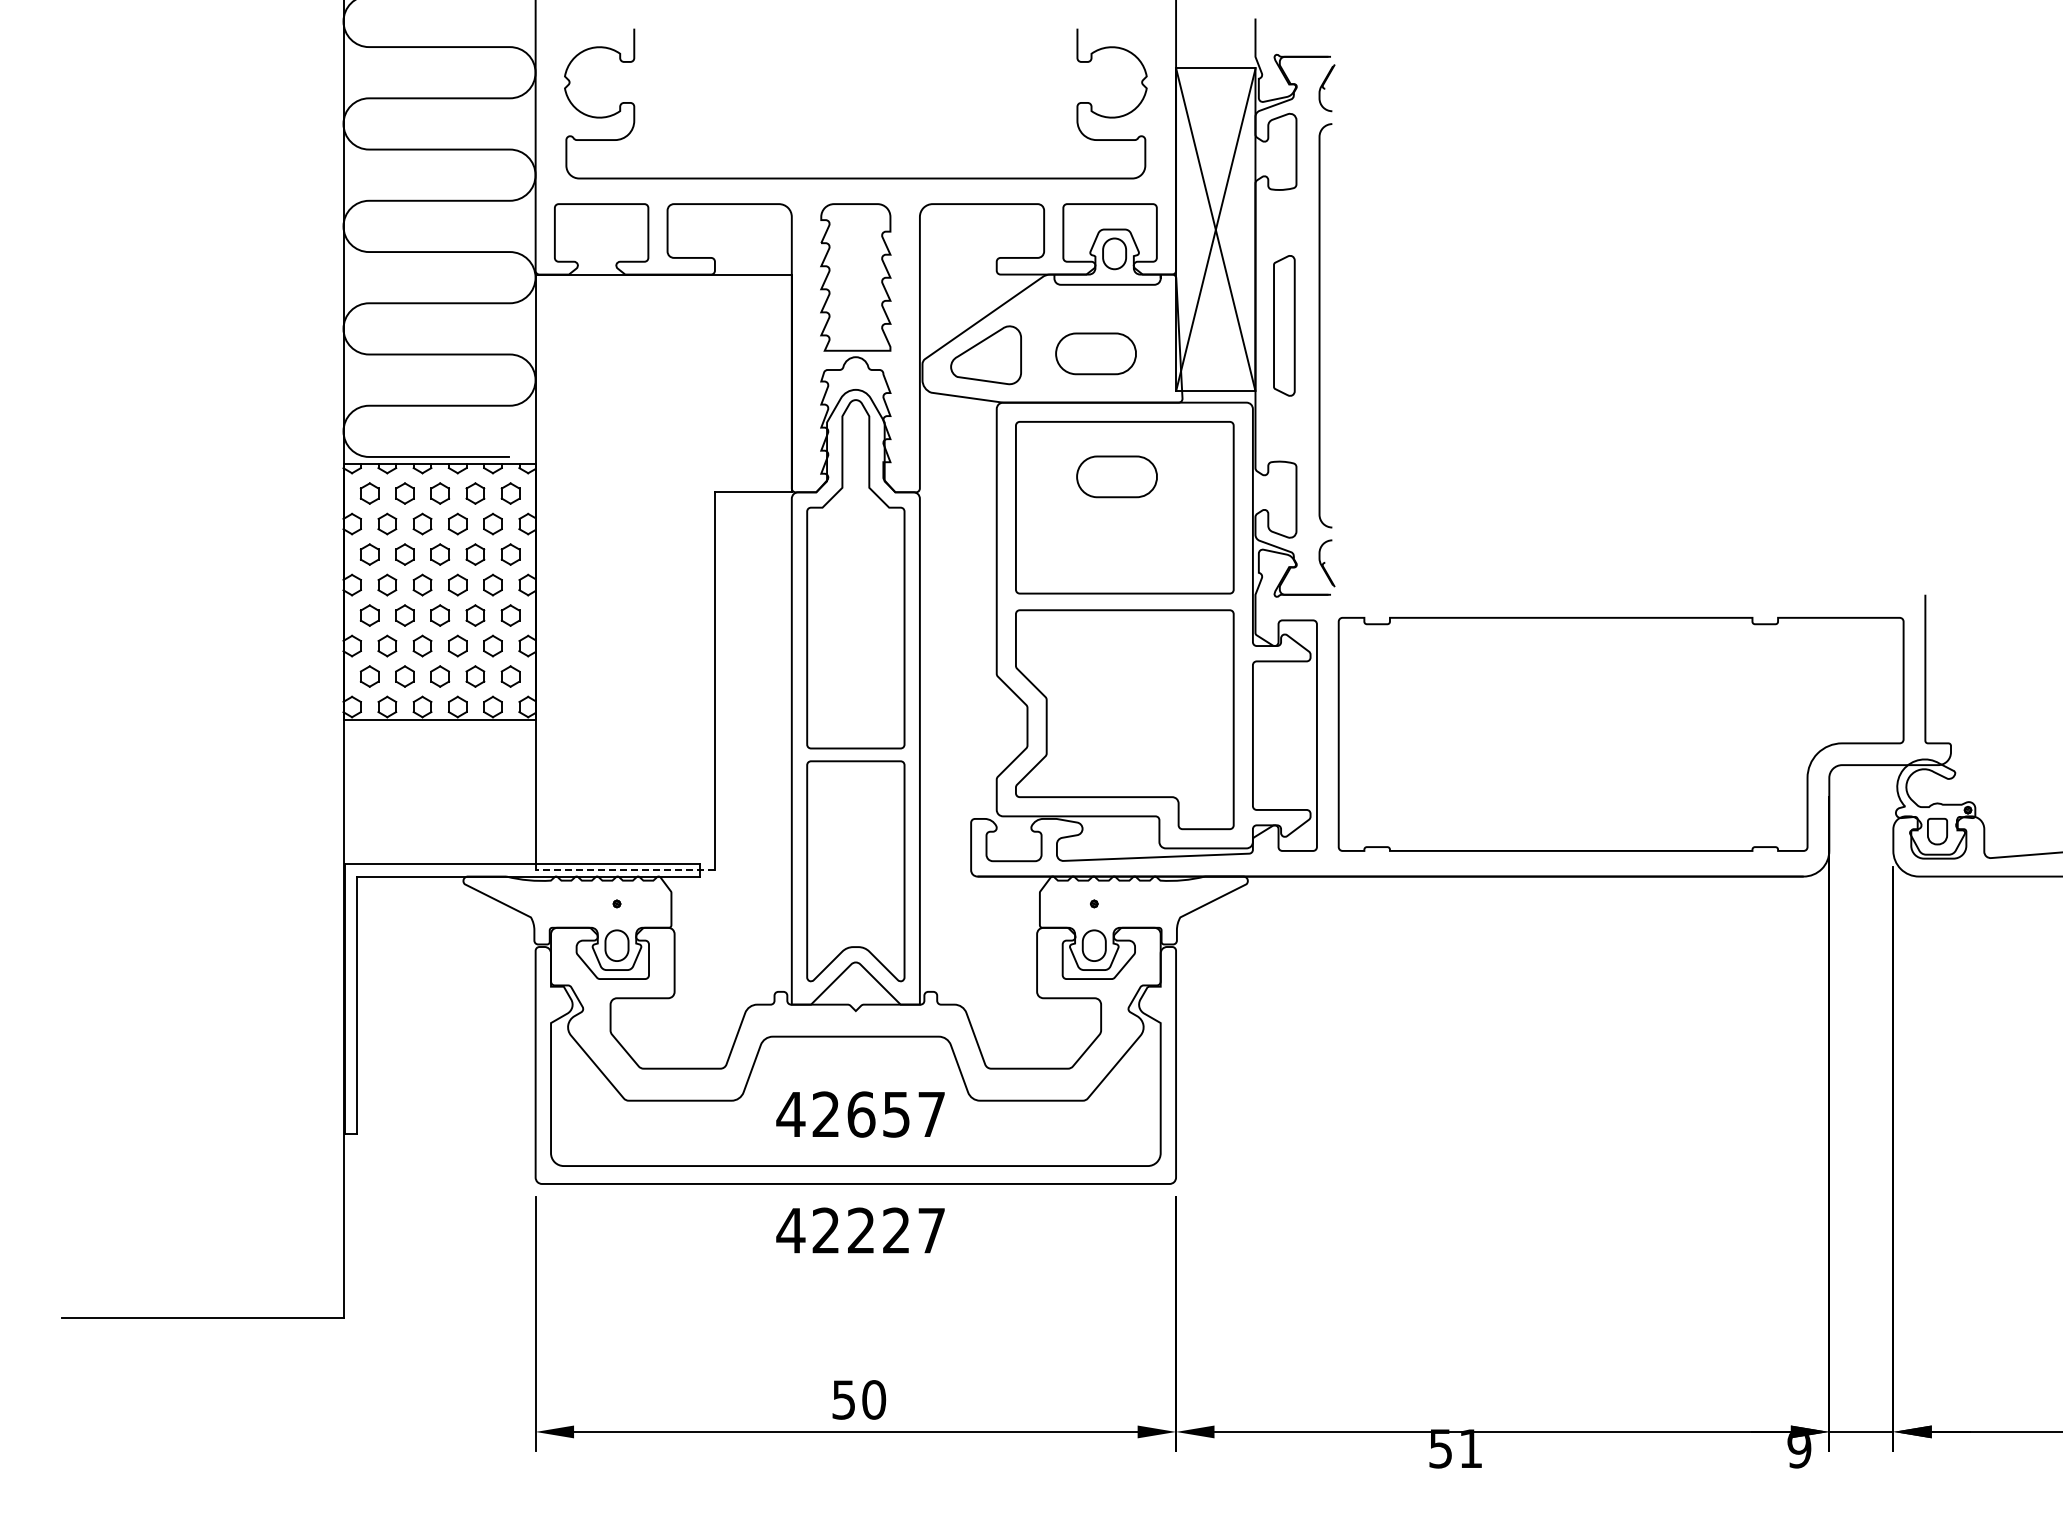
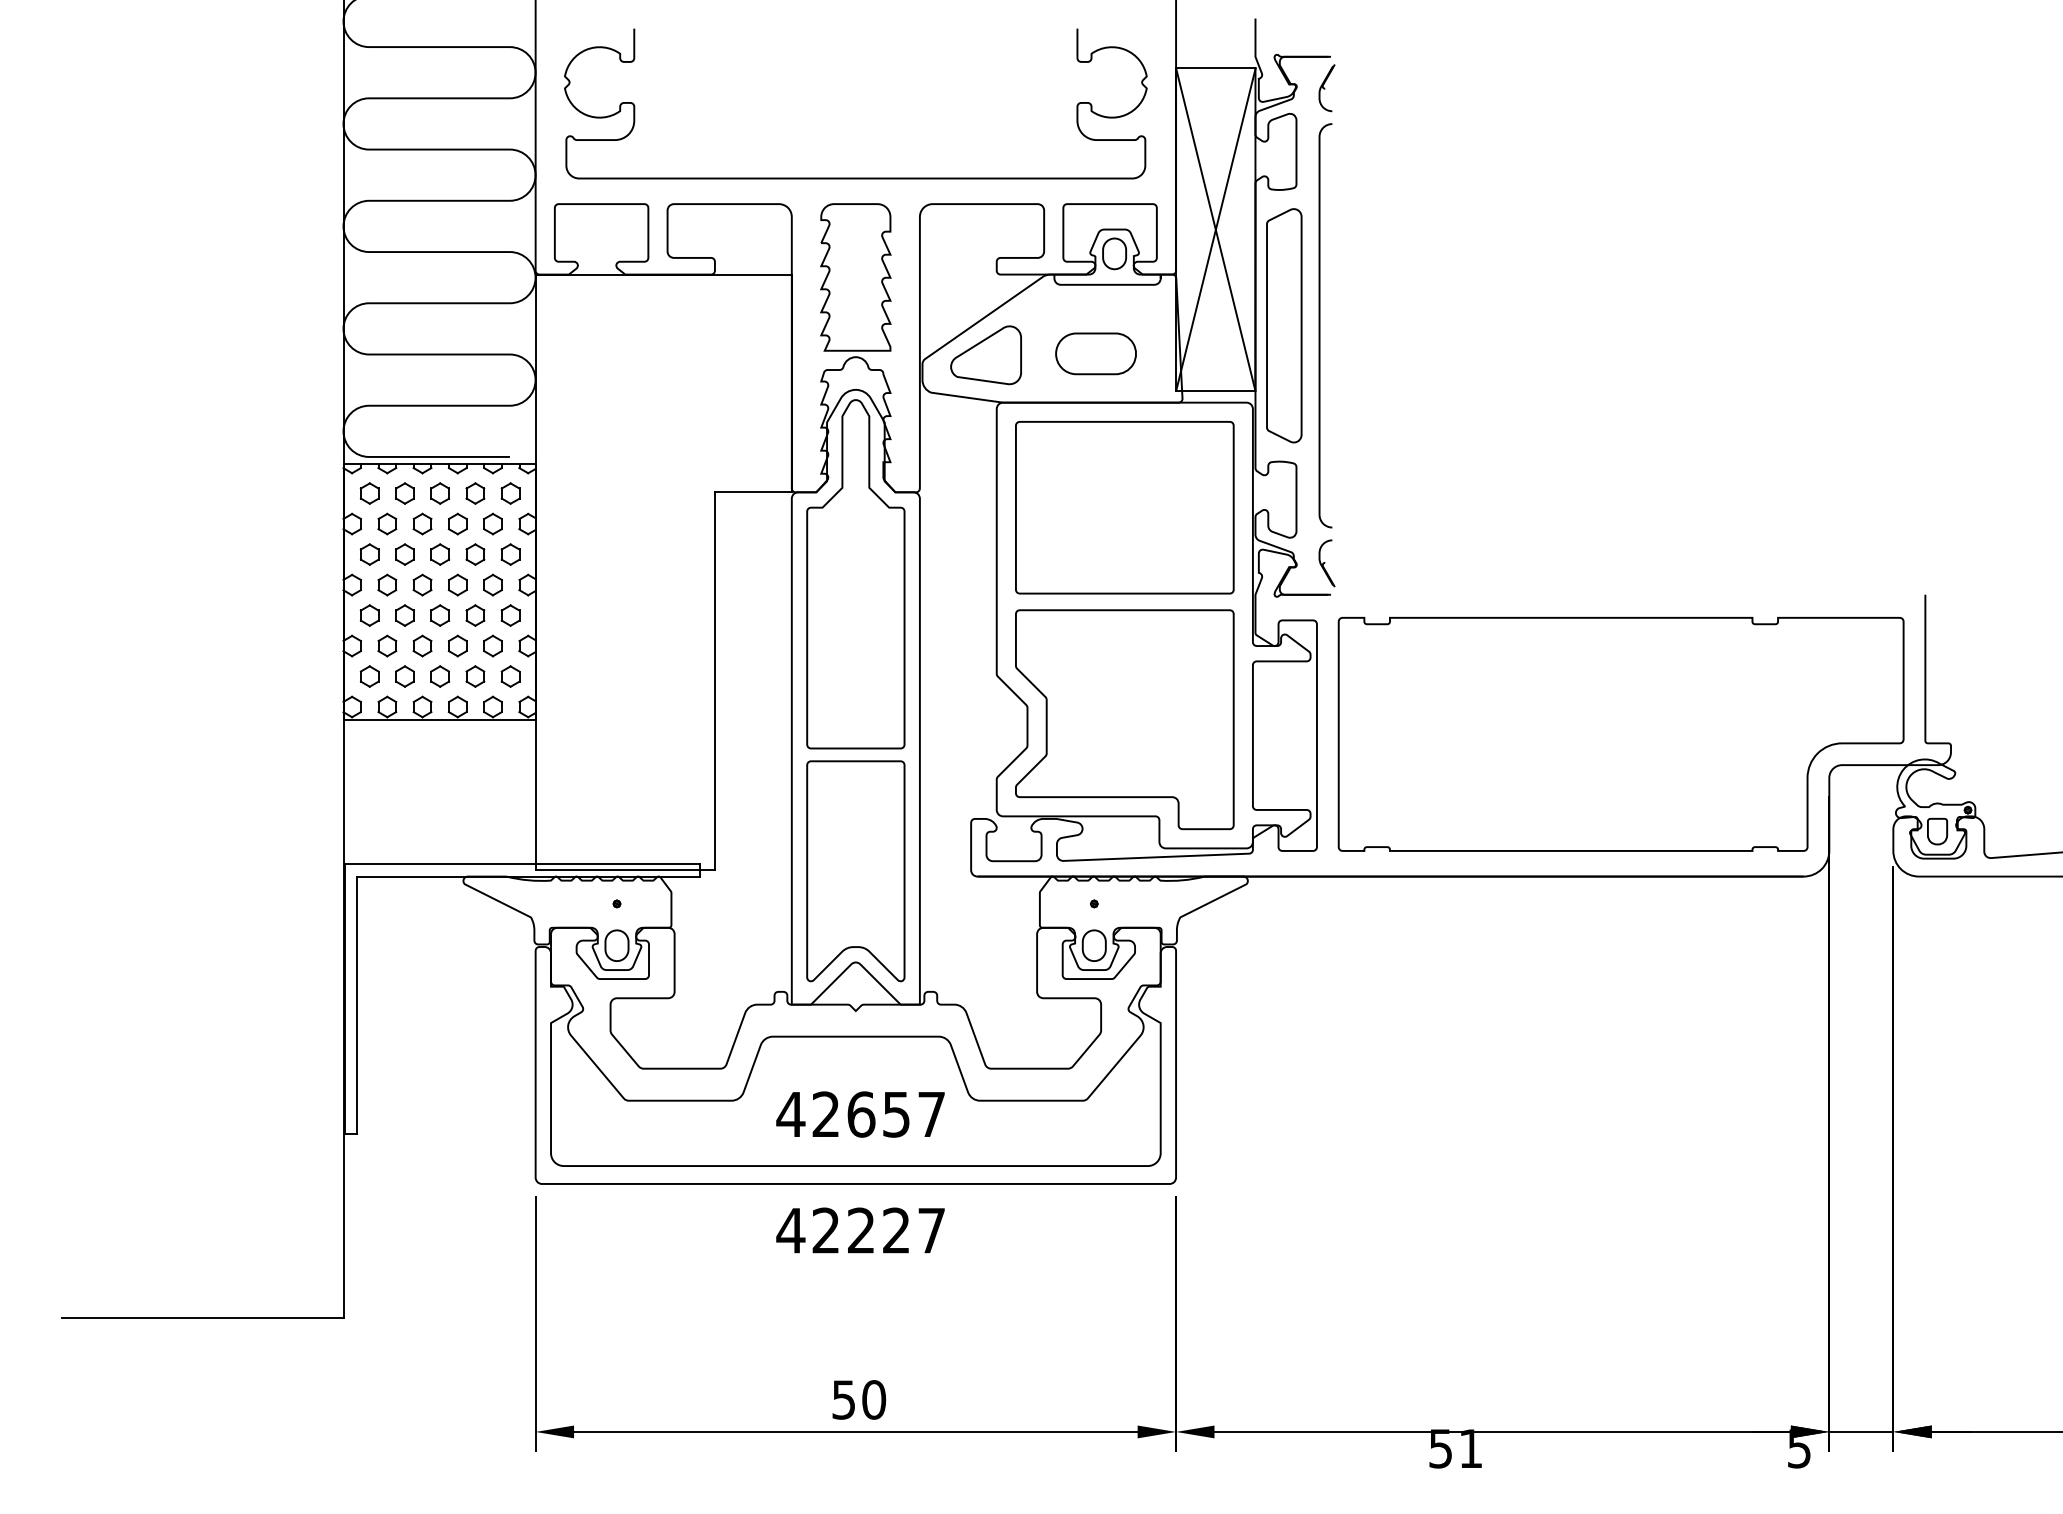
part size: 23x142 px -> 37x236 px (1284, 325)
part: present -> none (1116, 476)
line: dashed -> solid (625, 870)
text: 9 -> 5 (1799, 1448)
